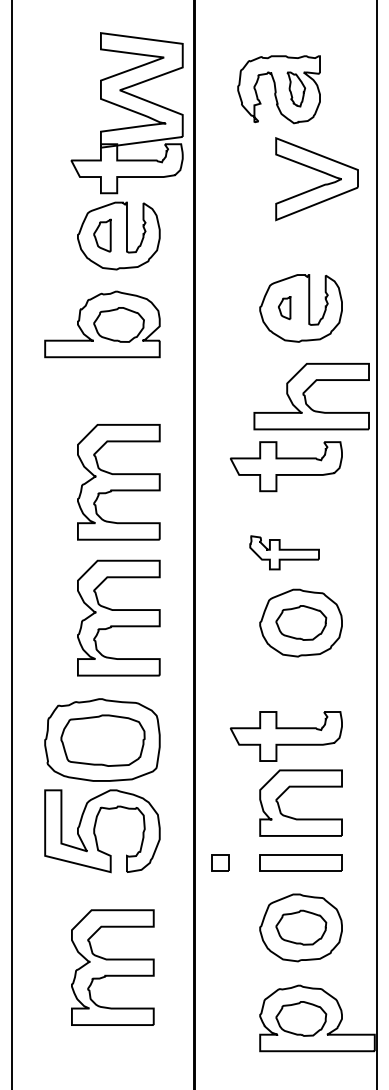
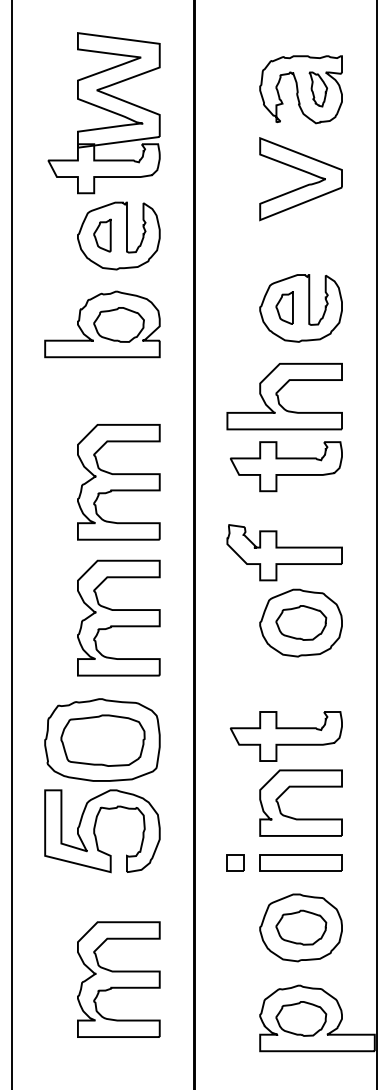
part position: (278, 89) -> (300, 89) (300, 89)
part position: (126, 113) -> (103, 113) (103, 113)
part position: (319, 185) -> (303, 185) (303, 185)
part size: 14x25 px -> 19x34 px (284, 307)
part position: (311, 396) -> (284, 396) (284, 396)
part size: 71x36 px -> 117x58 px (284, 552)
part position: (220, 862) -> (235, 862) (235, 862)
part position: (112, 967) -> (118, 979) (118, 979)
